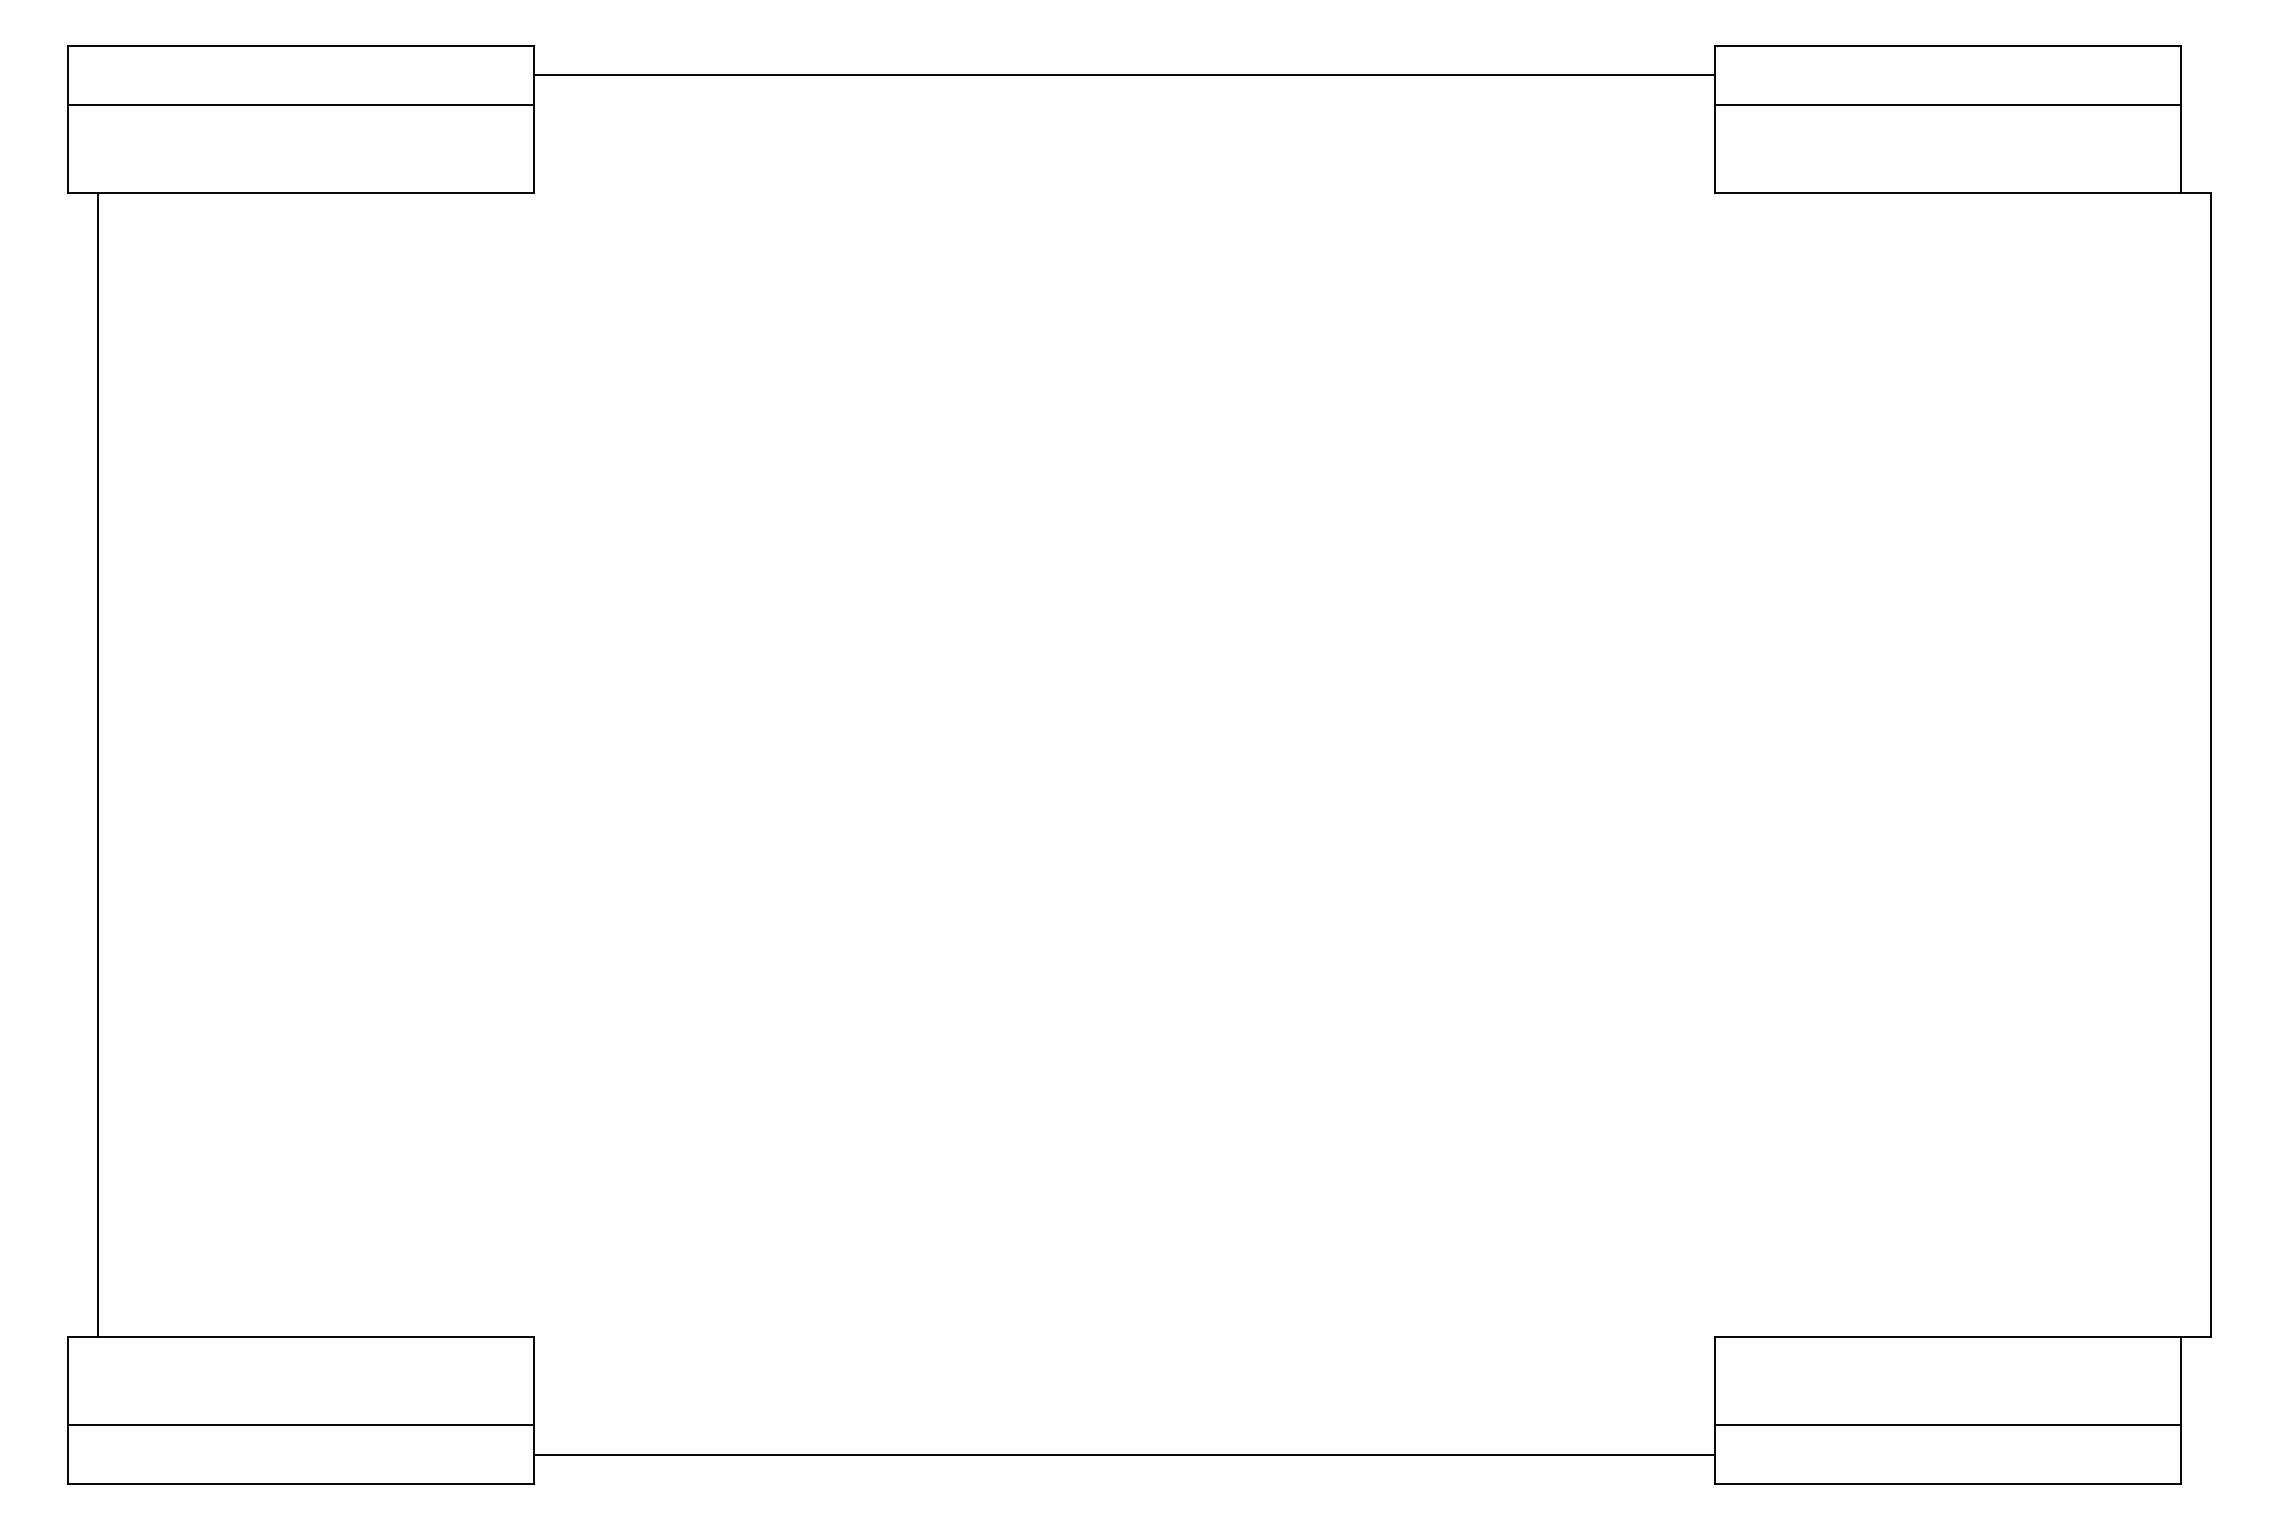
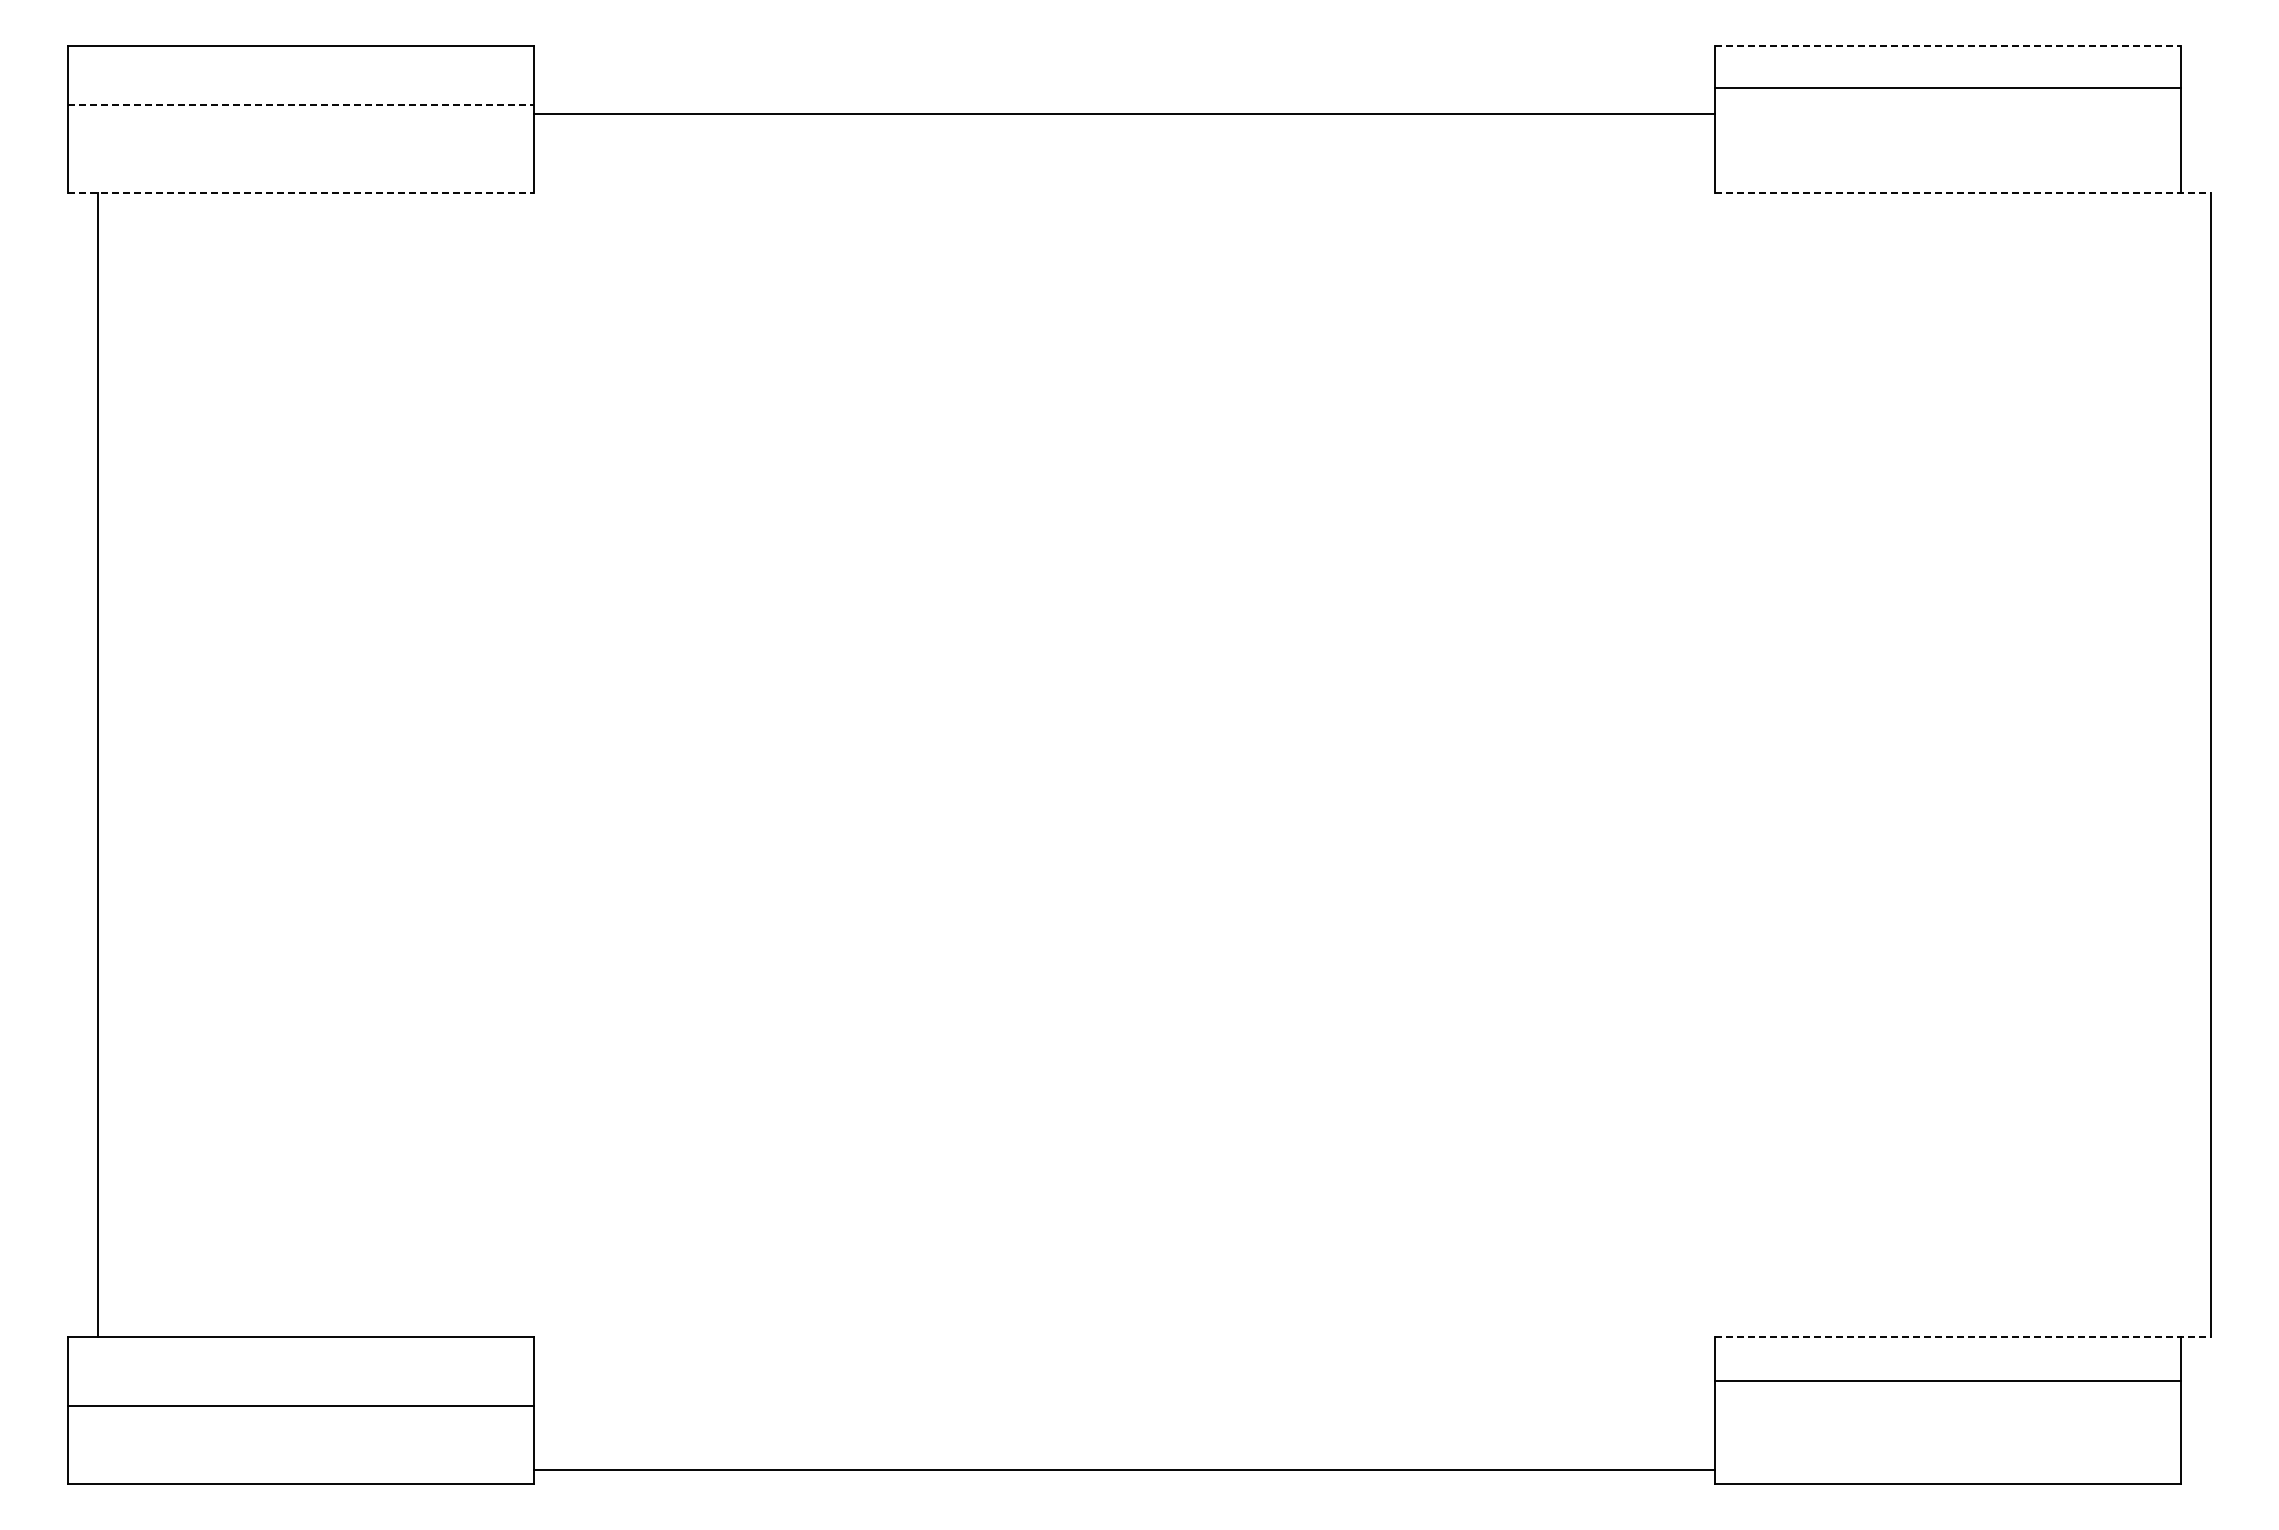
line: solid -> dashed (1948, 46)
line position: (1124, 75) -> (1124, 114) (1124, 114)
line: solid -> dashed (301, 104)
line position: (1948, 104) -> (1948, 87) (1948, 87)
line: solid -> dashed (301, 192)
line: solid -> dashed (1963, 192)
line: solid -> dashed (1963, 1337)
line position: (301, 1425) -> (301, 1406) (301, 1406)
line position: (1948, 1425) -> (1948, 1381) (1948, 1381)
line position: (1124, 1454) -> (1124, 1469) (1124, 1469)
